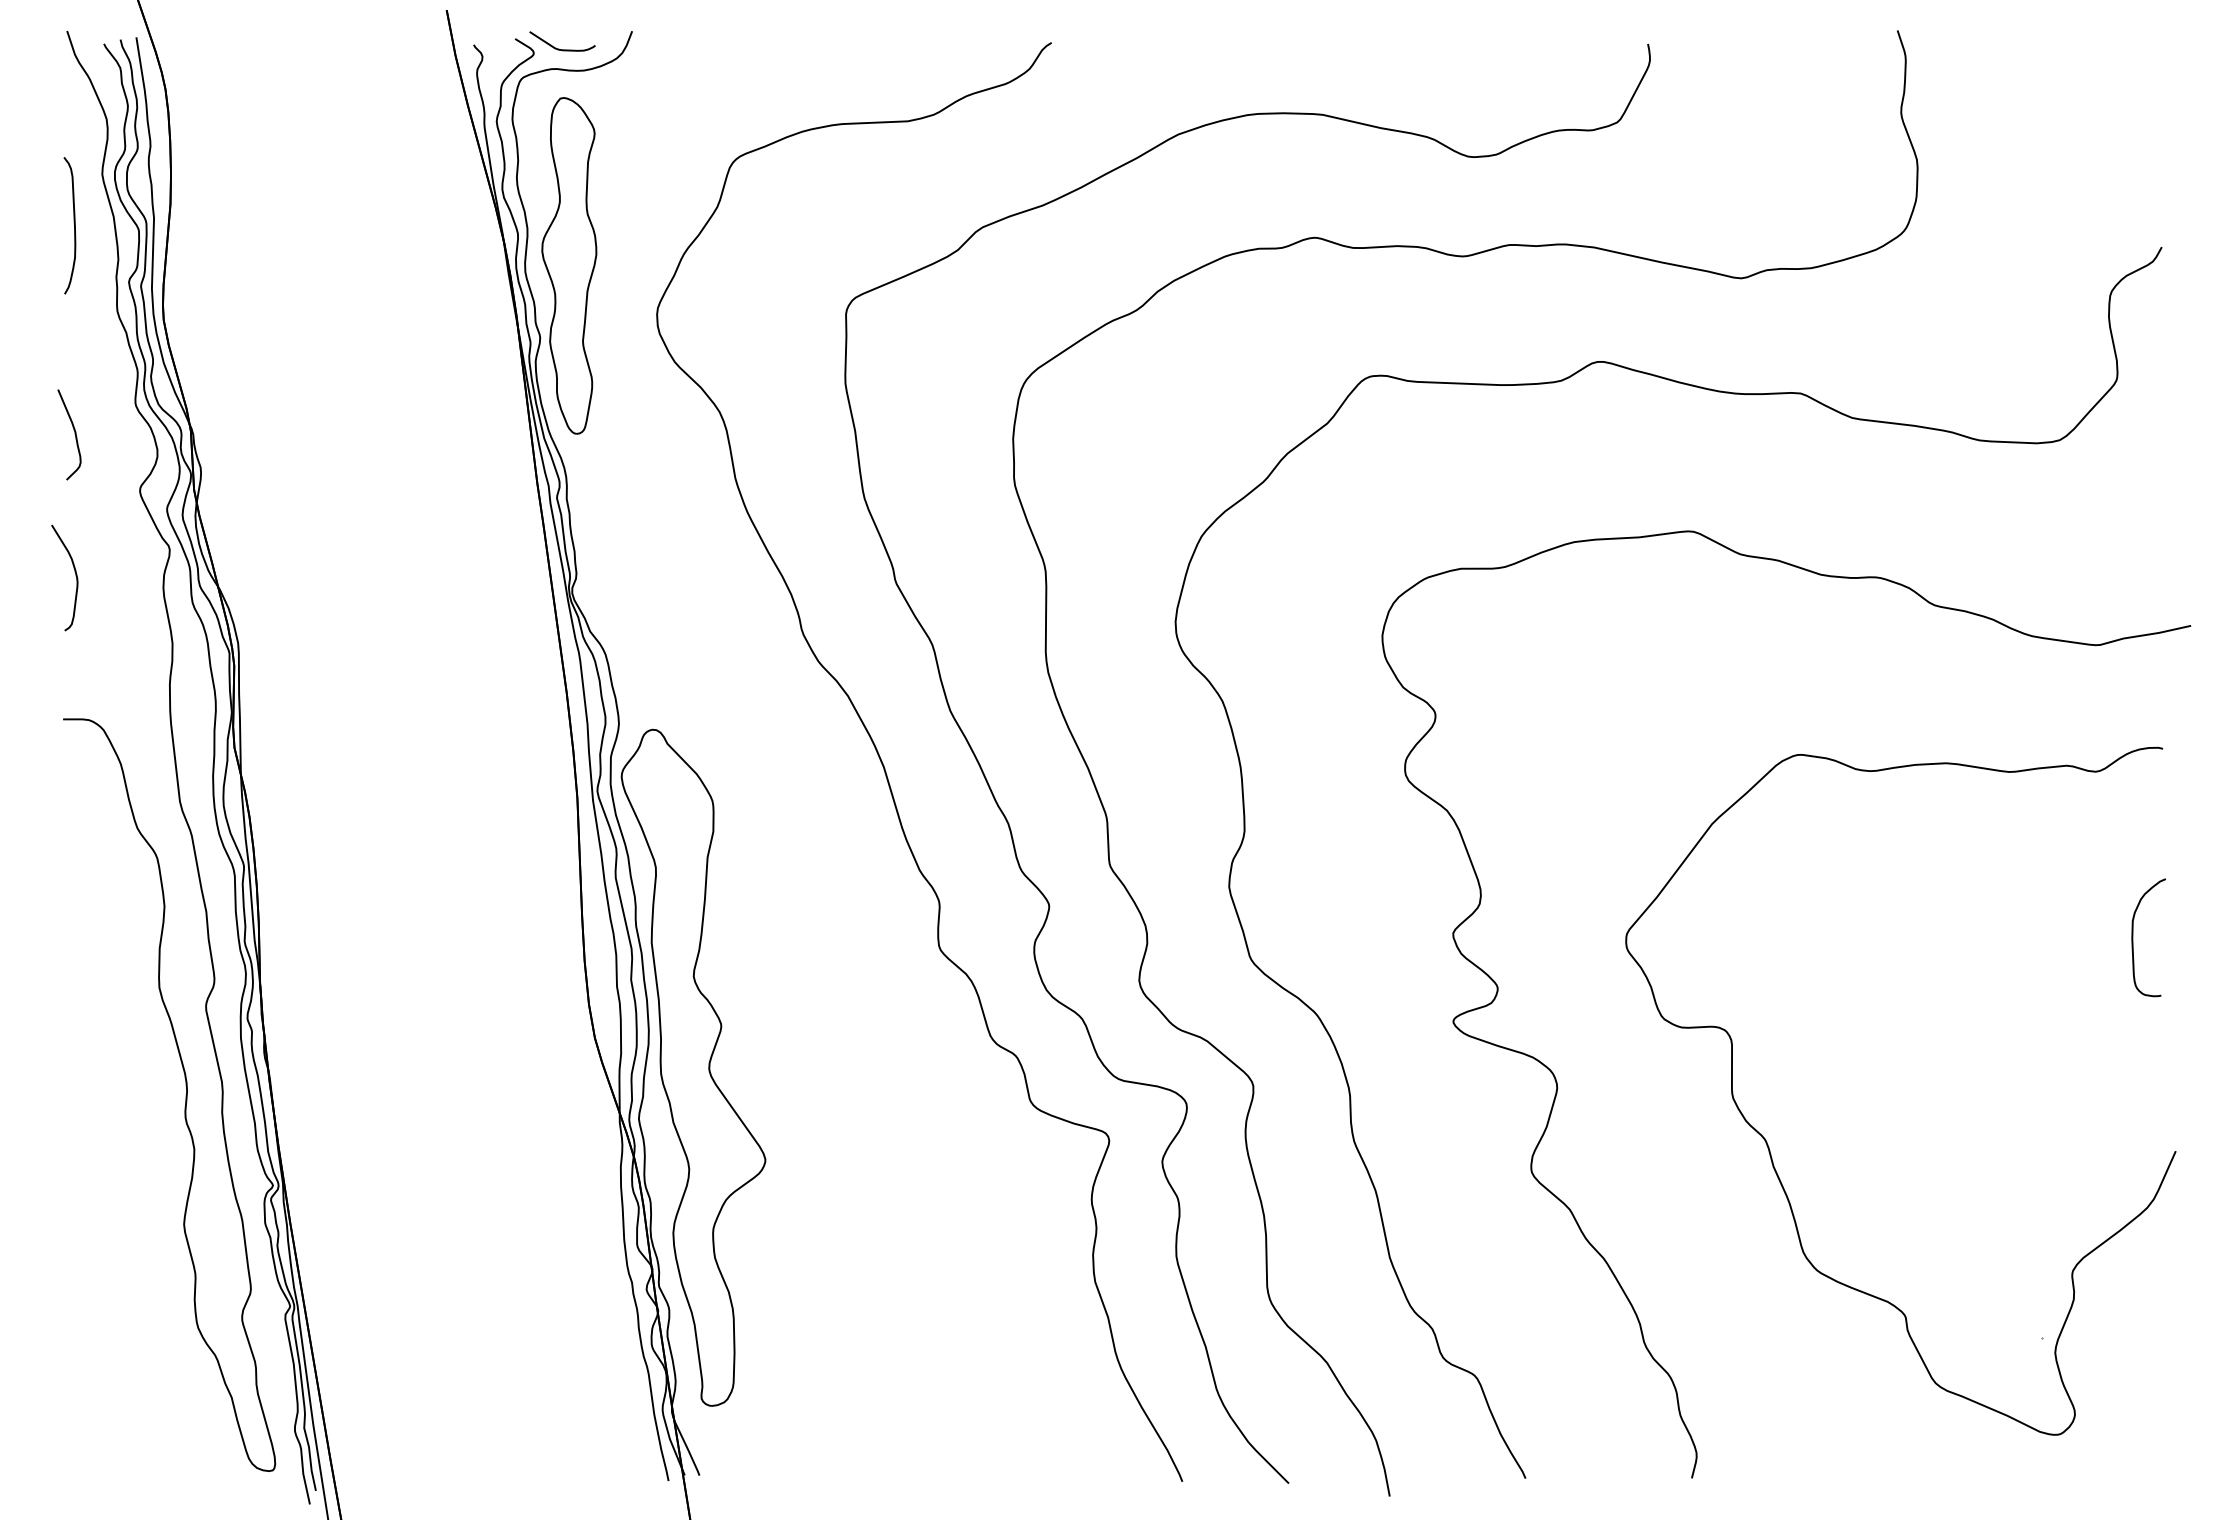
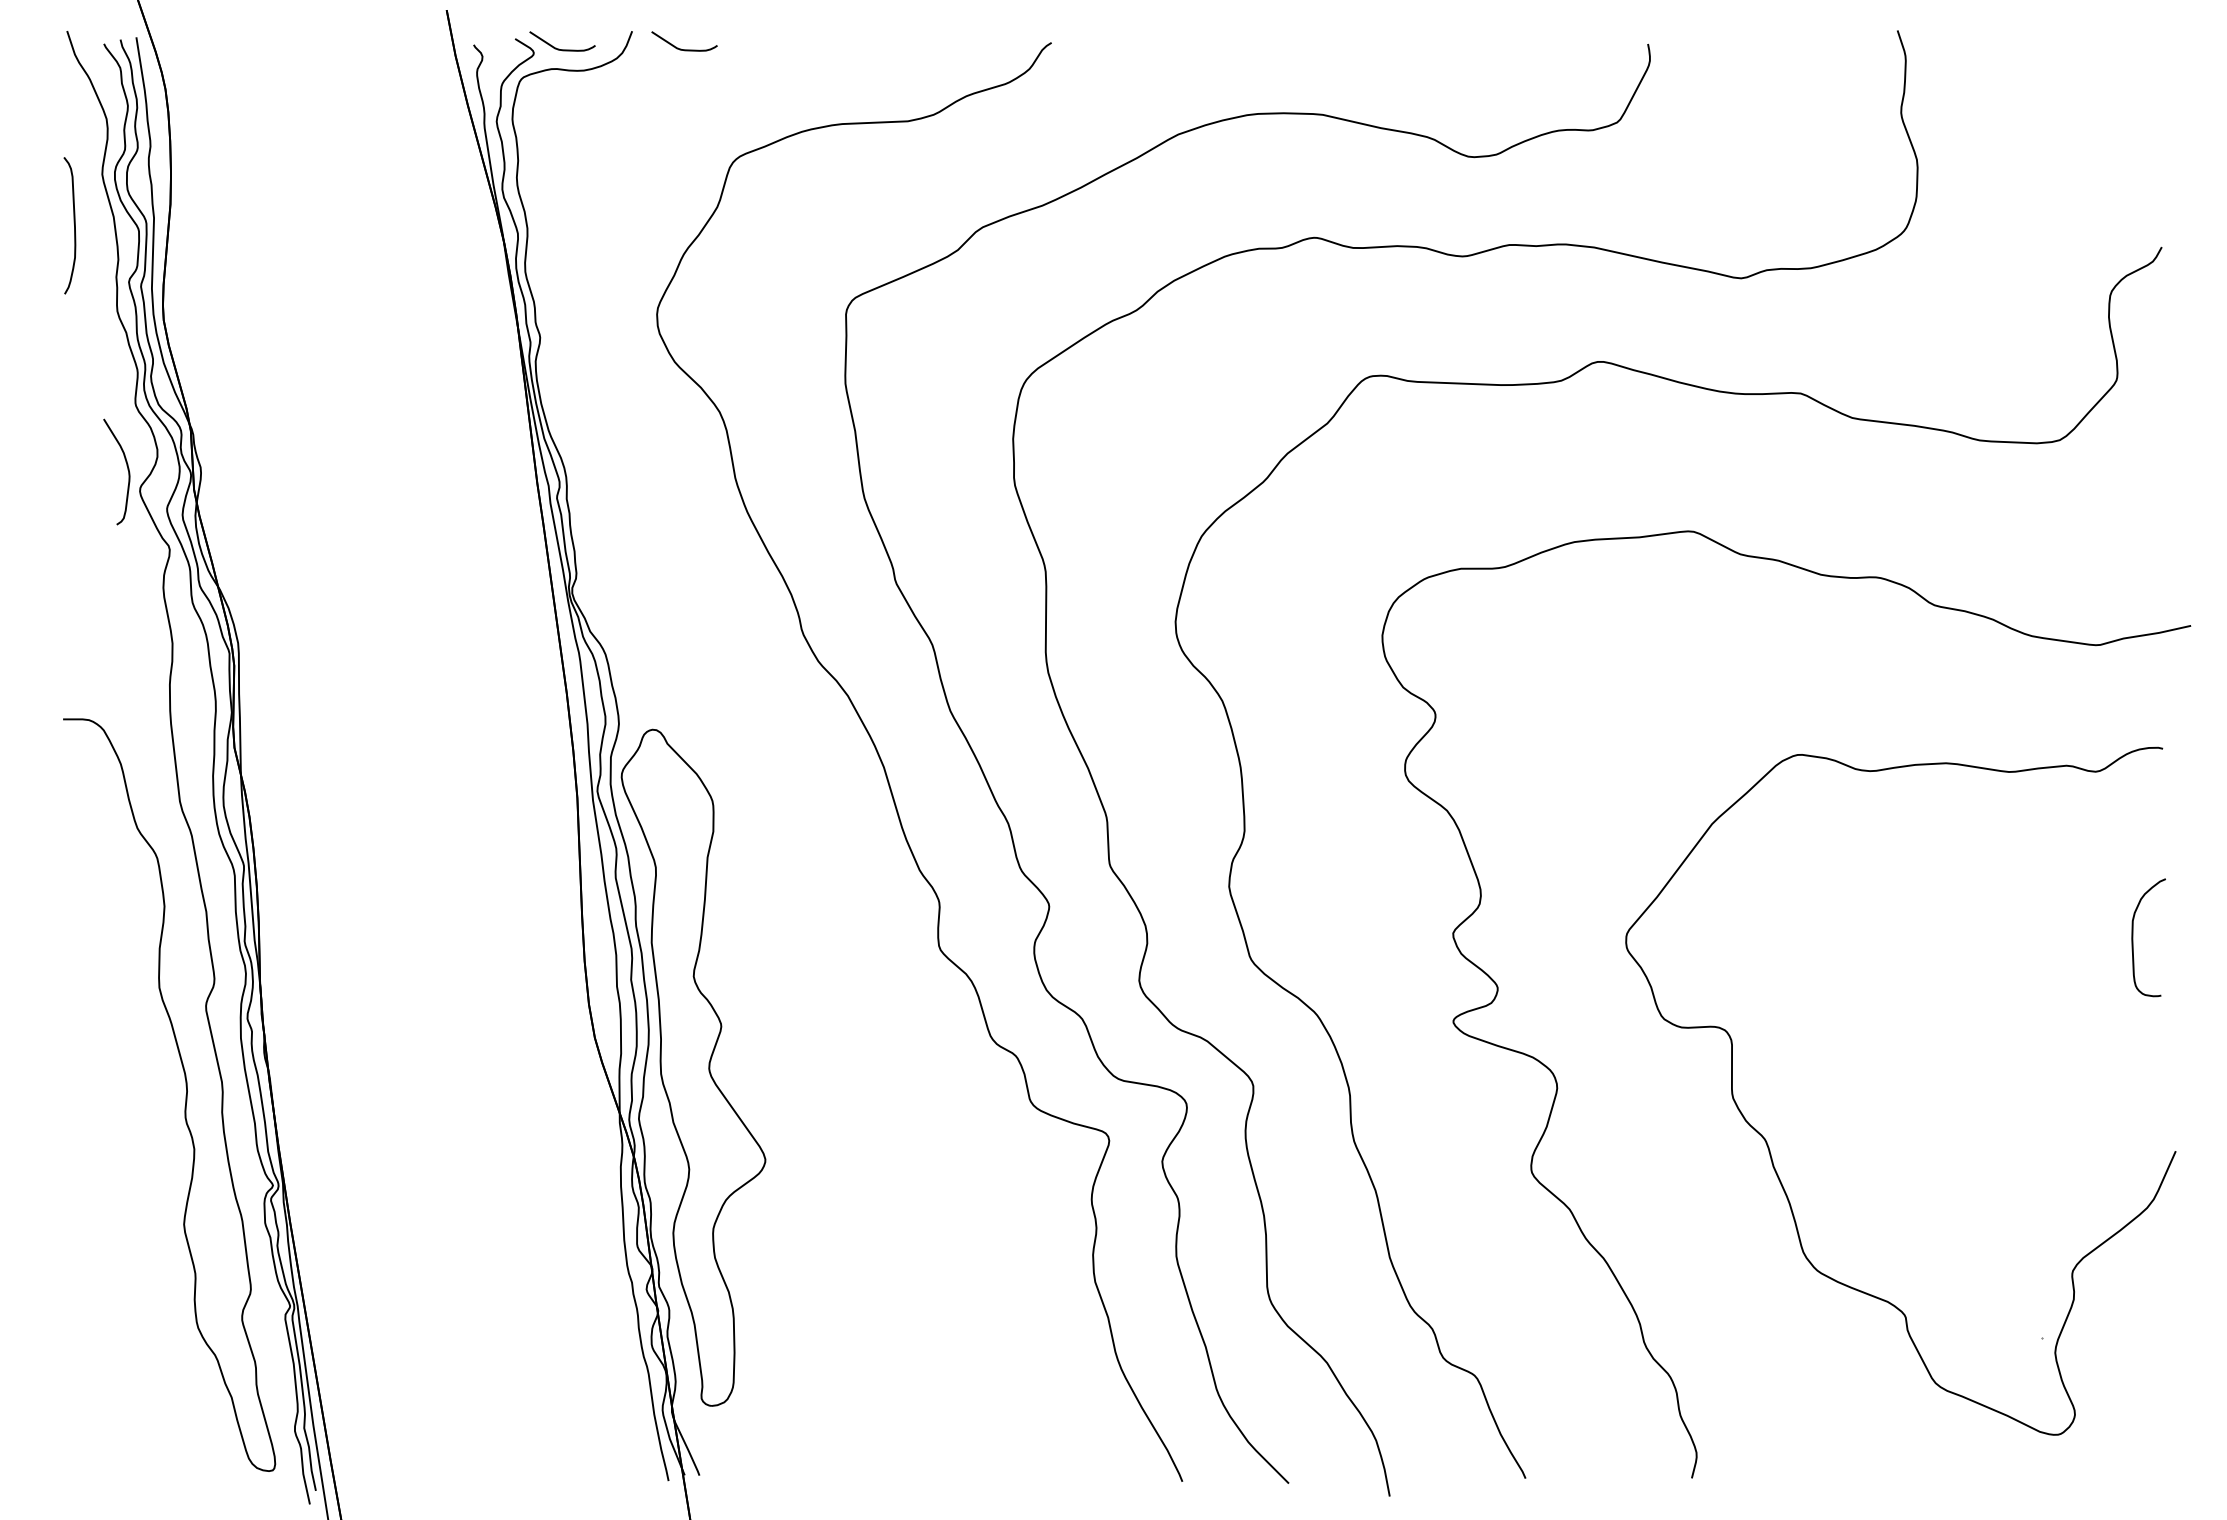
curve: none -> present (681, 48)
part: present -> none (569, 265)
curve: present -> none (74, 434)
curve position: (75, 576) -> (127, 470) (127, 470)
